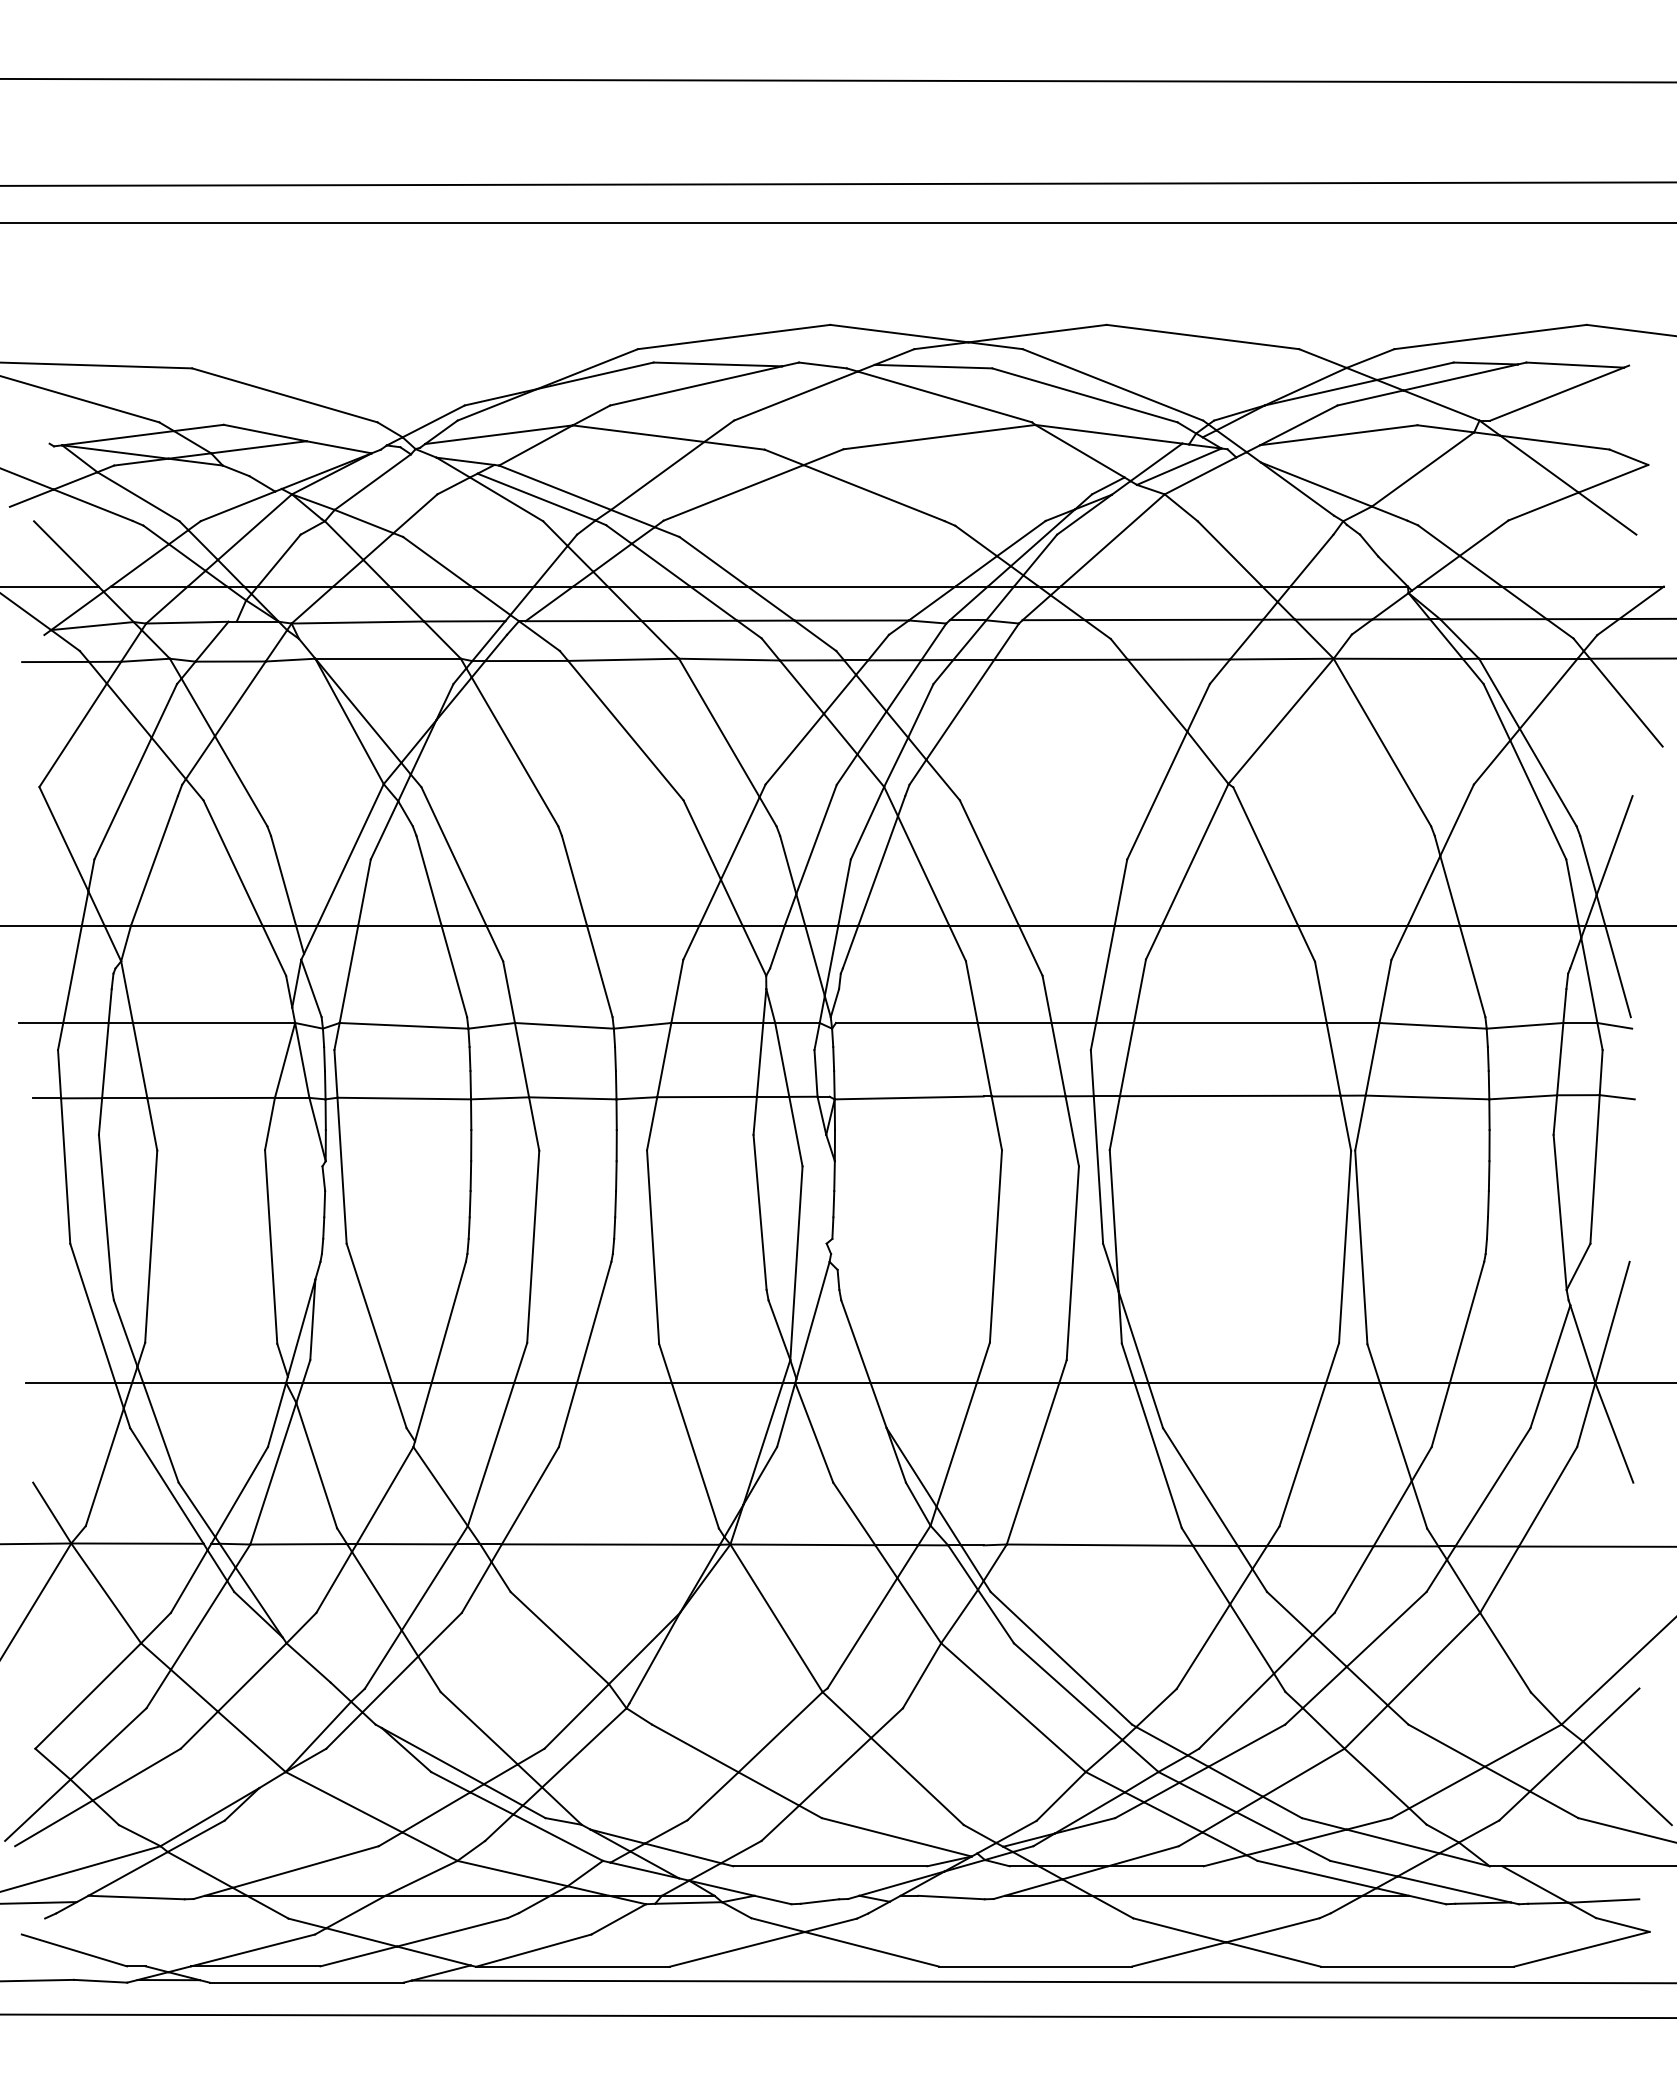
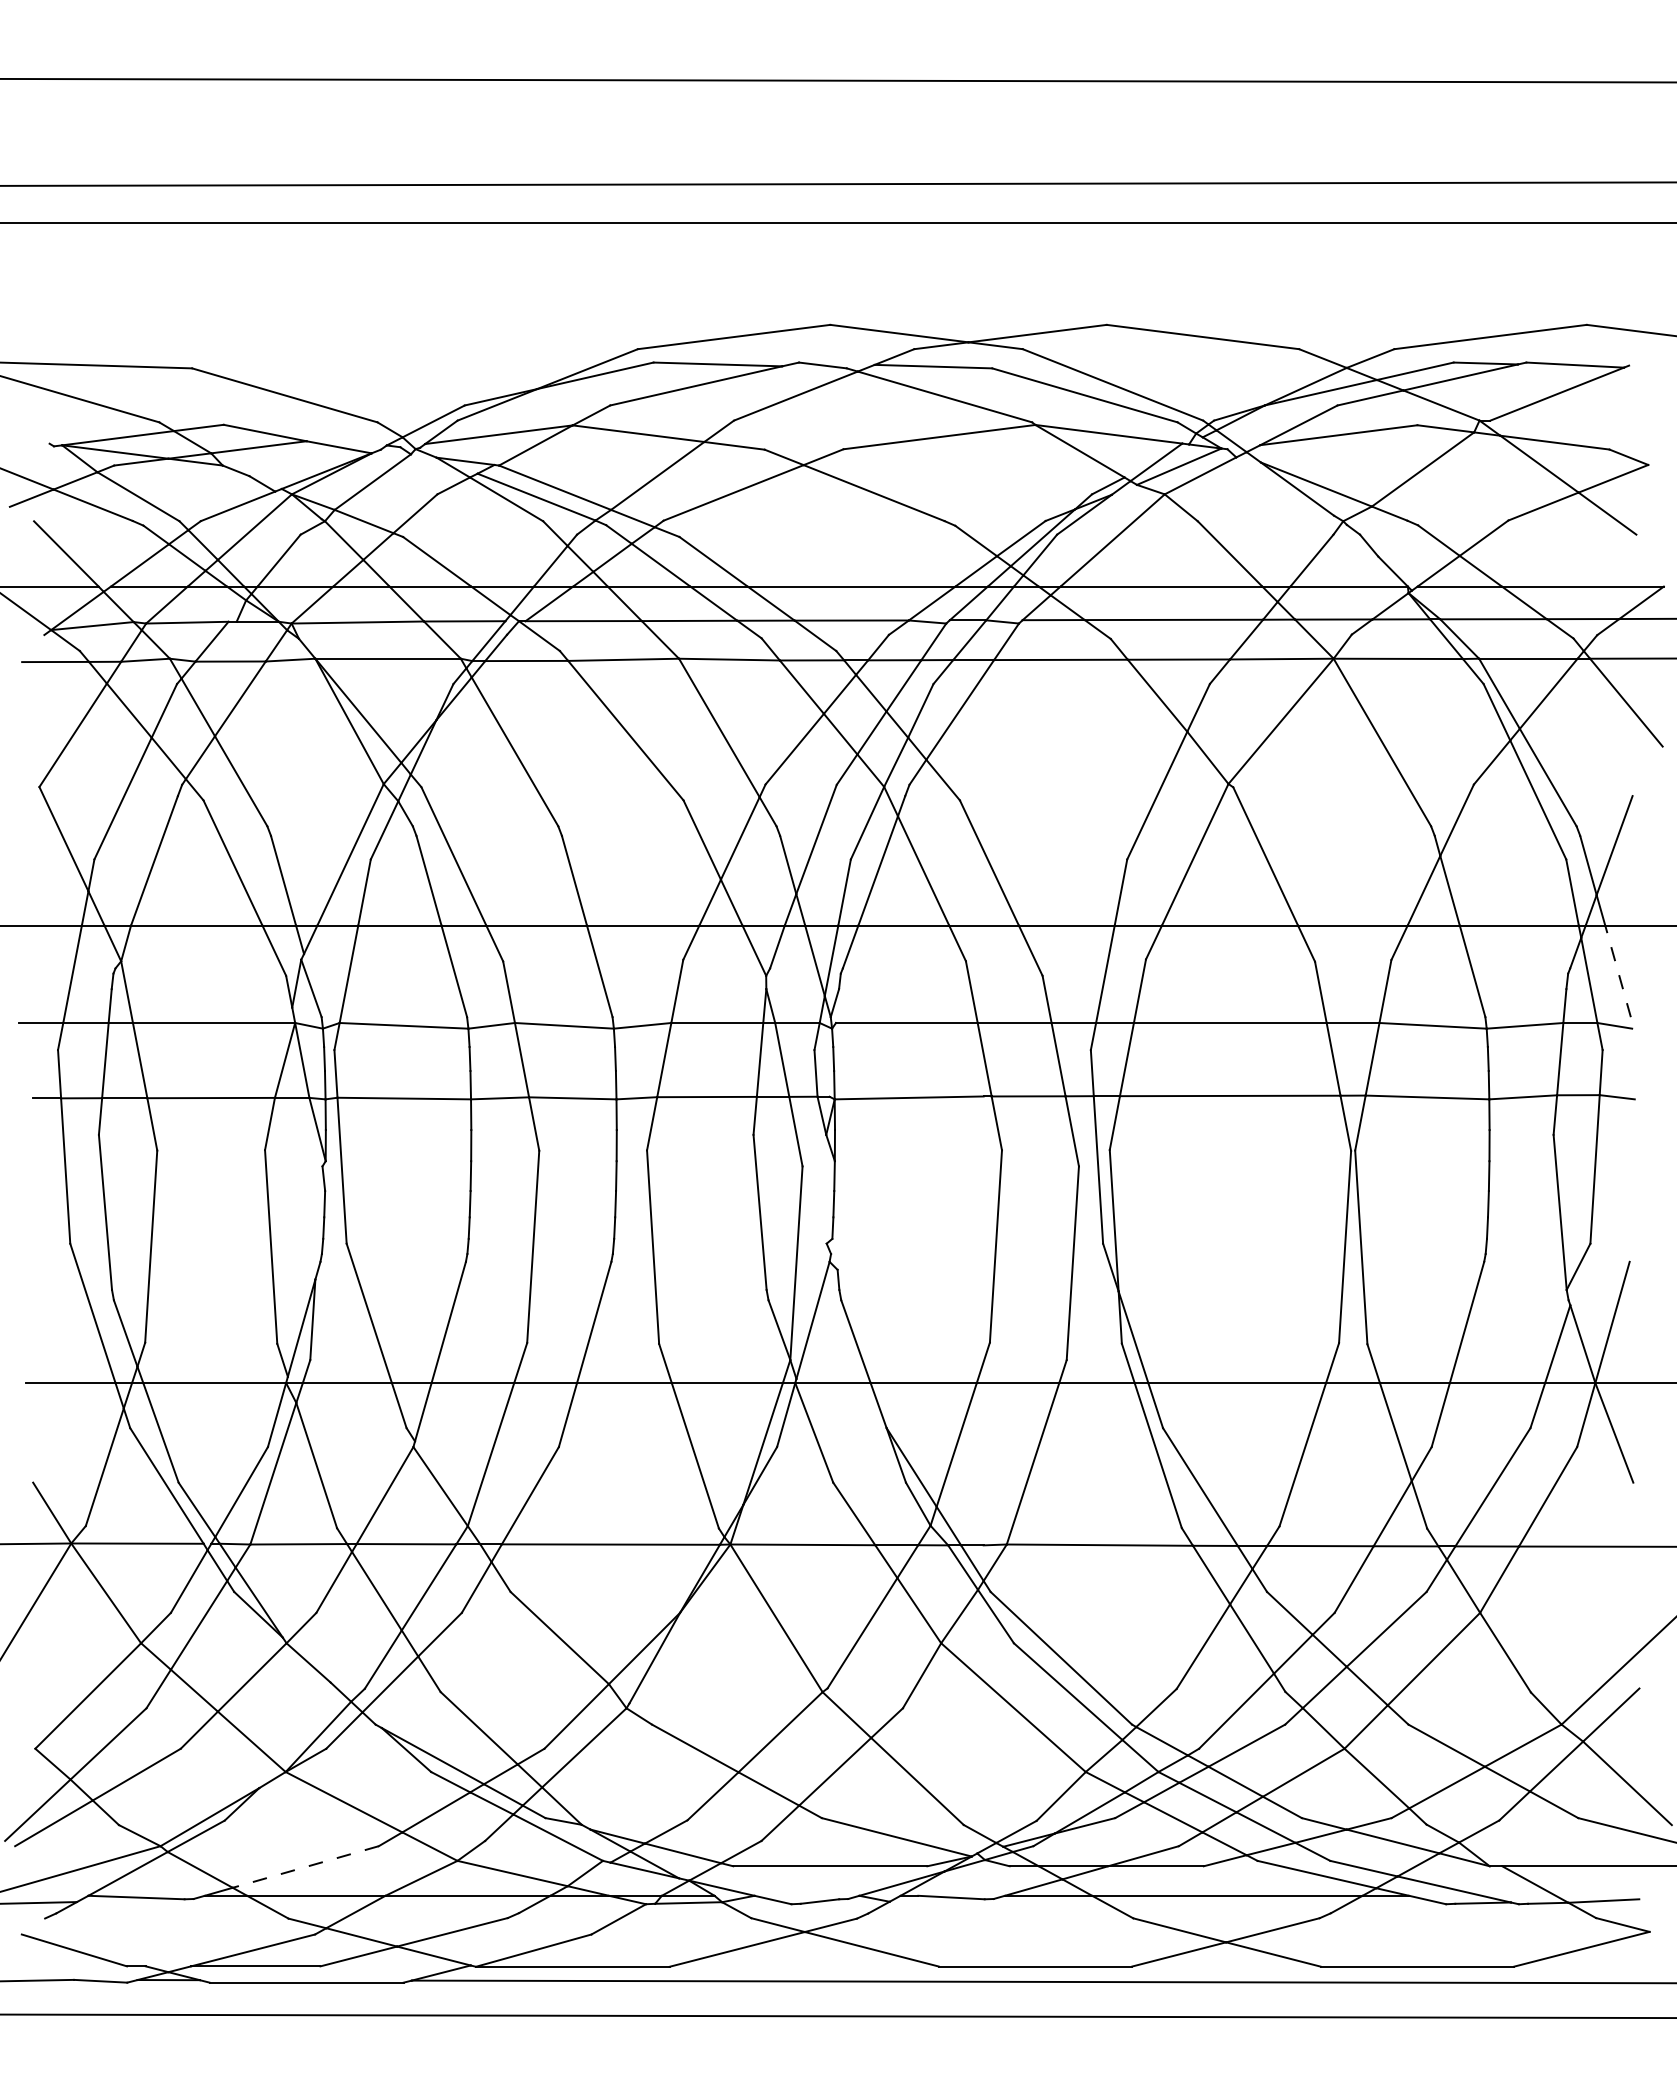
line: solid -> dashed (1618, 971)
line: solid -> dashed (305, 1867)
